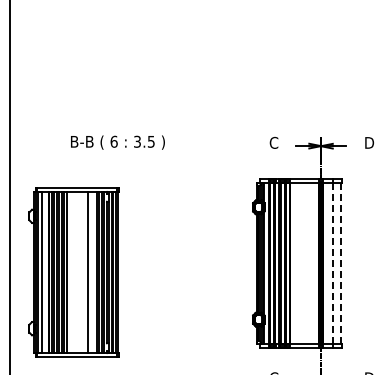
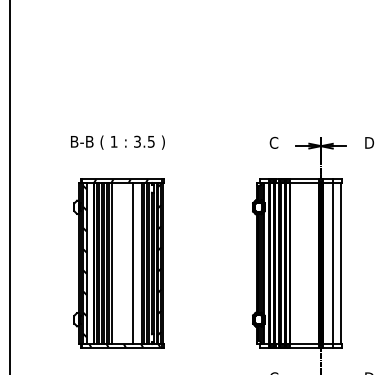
text: 6 -> 1 (113, 141)
line: dashed -> solid (333, 263)
line: dashed -> solid (341, 263)
part position: (73, 272) -> (118, 263) (118, 263)
